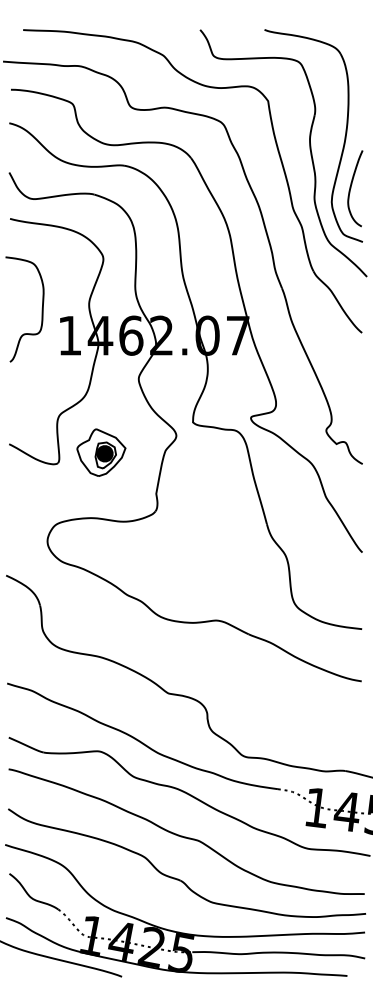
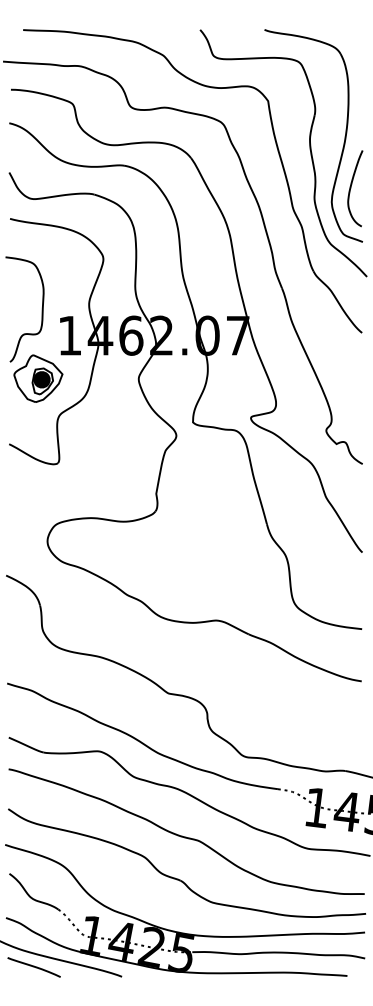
part position: (101, 452) -> (38, 378) (38, 378)
curve: none -> present (33, 967)
